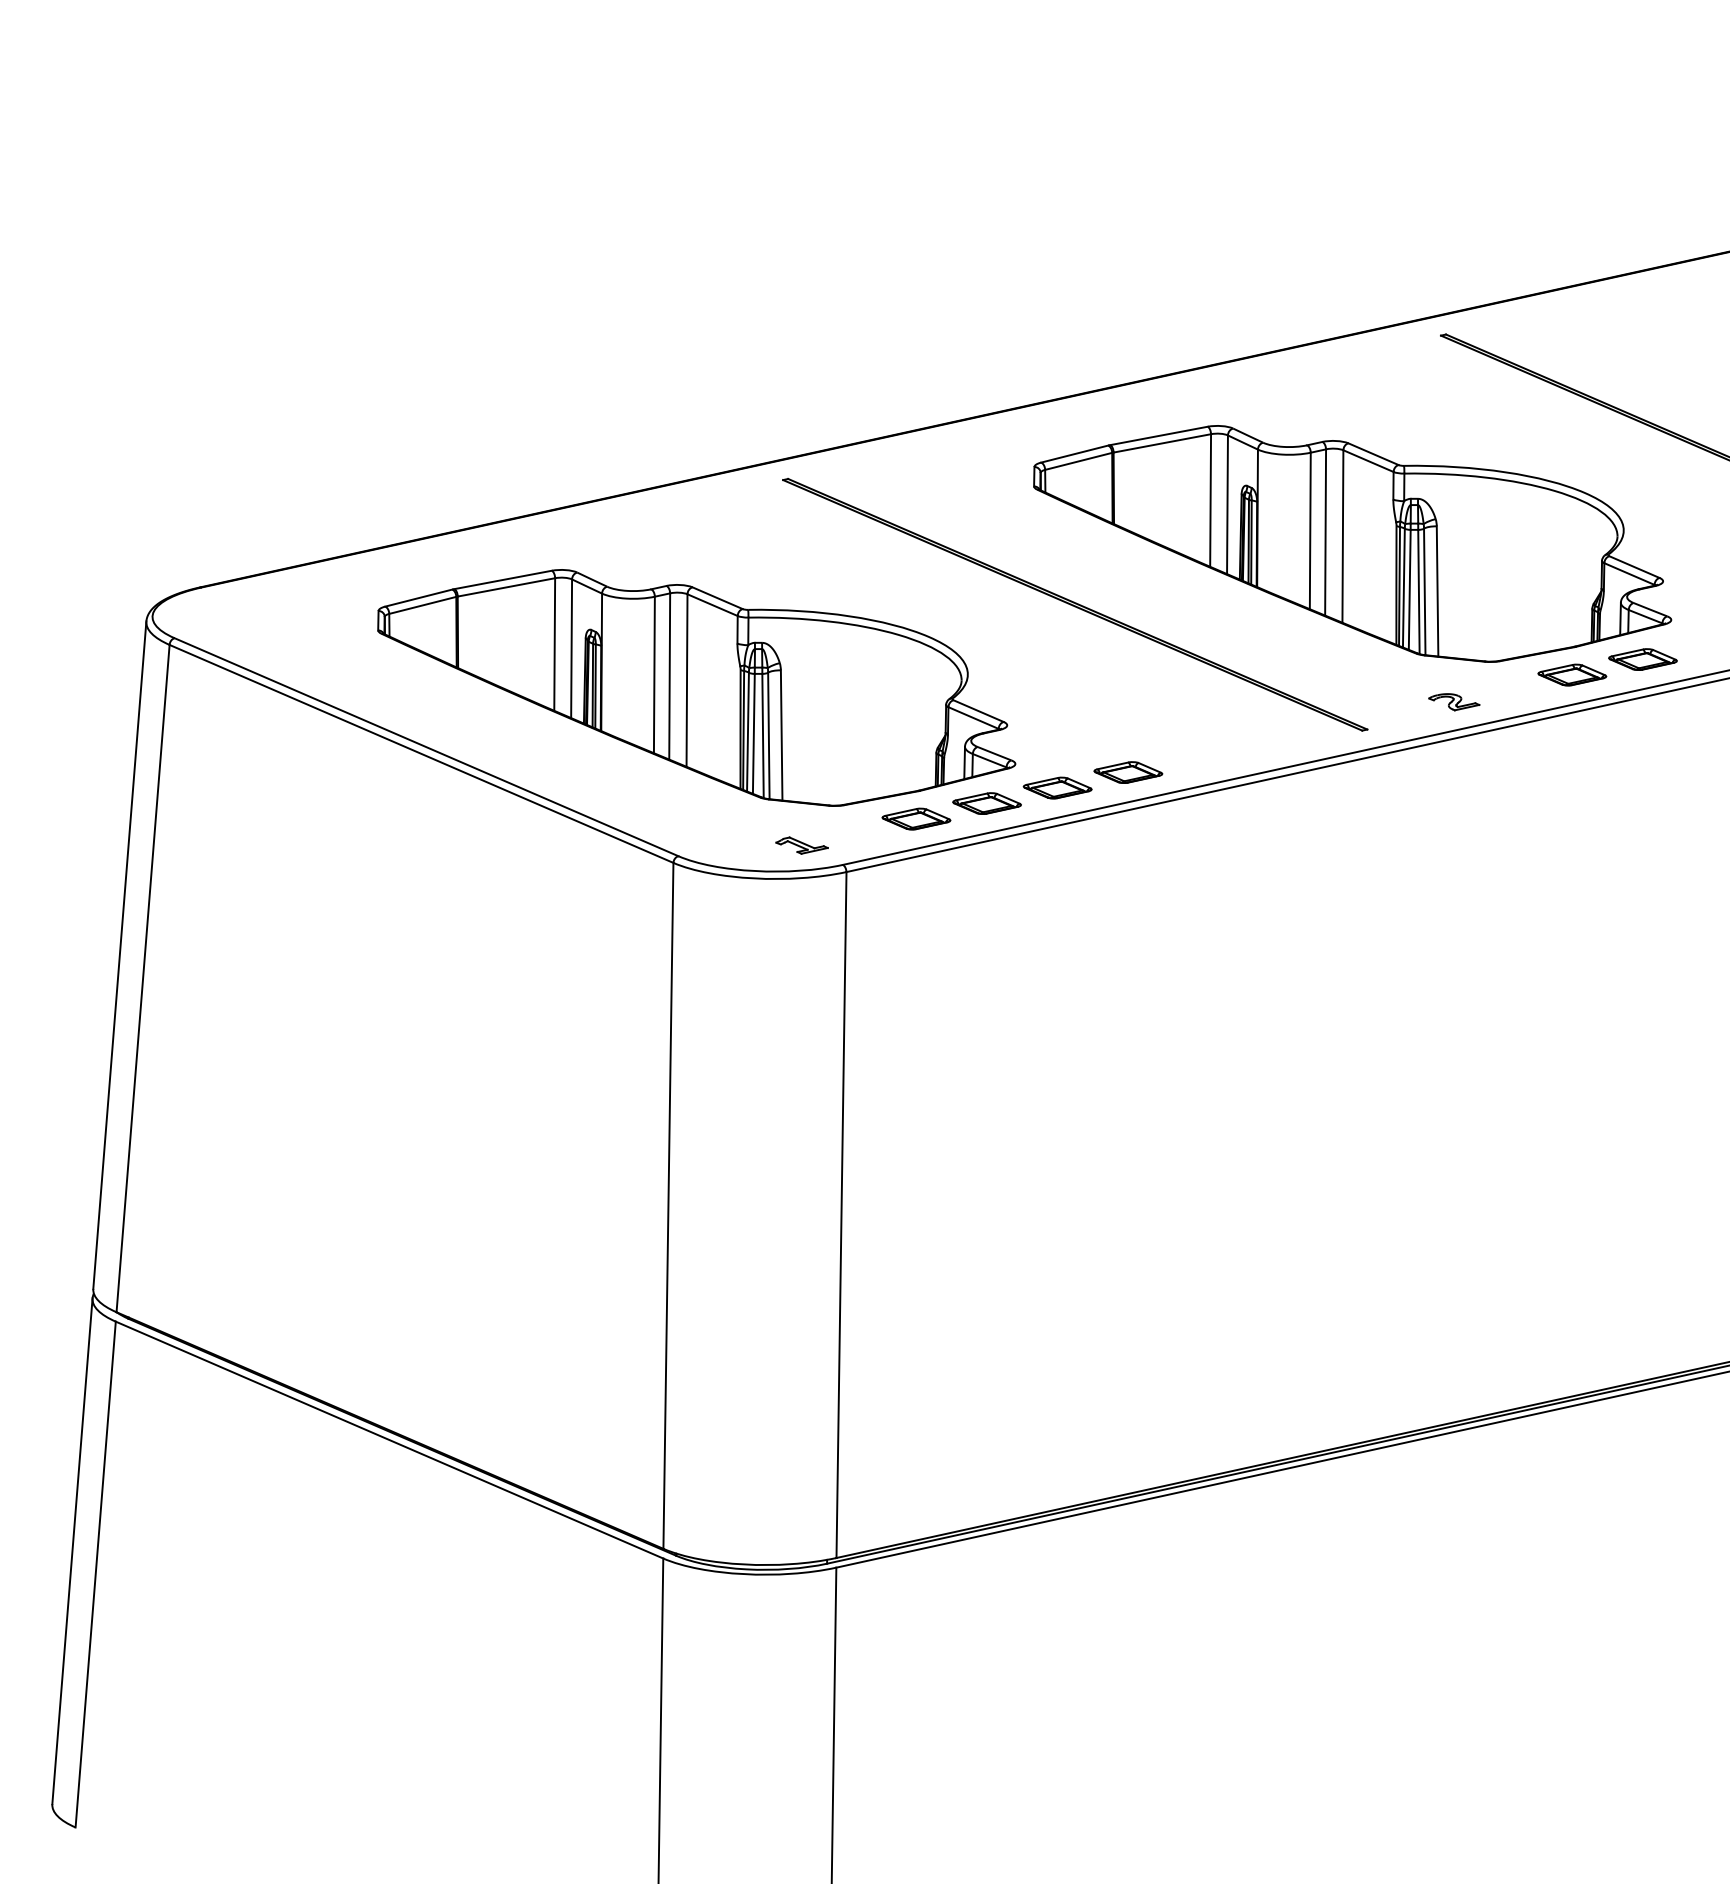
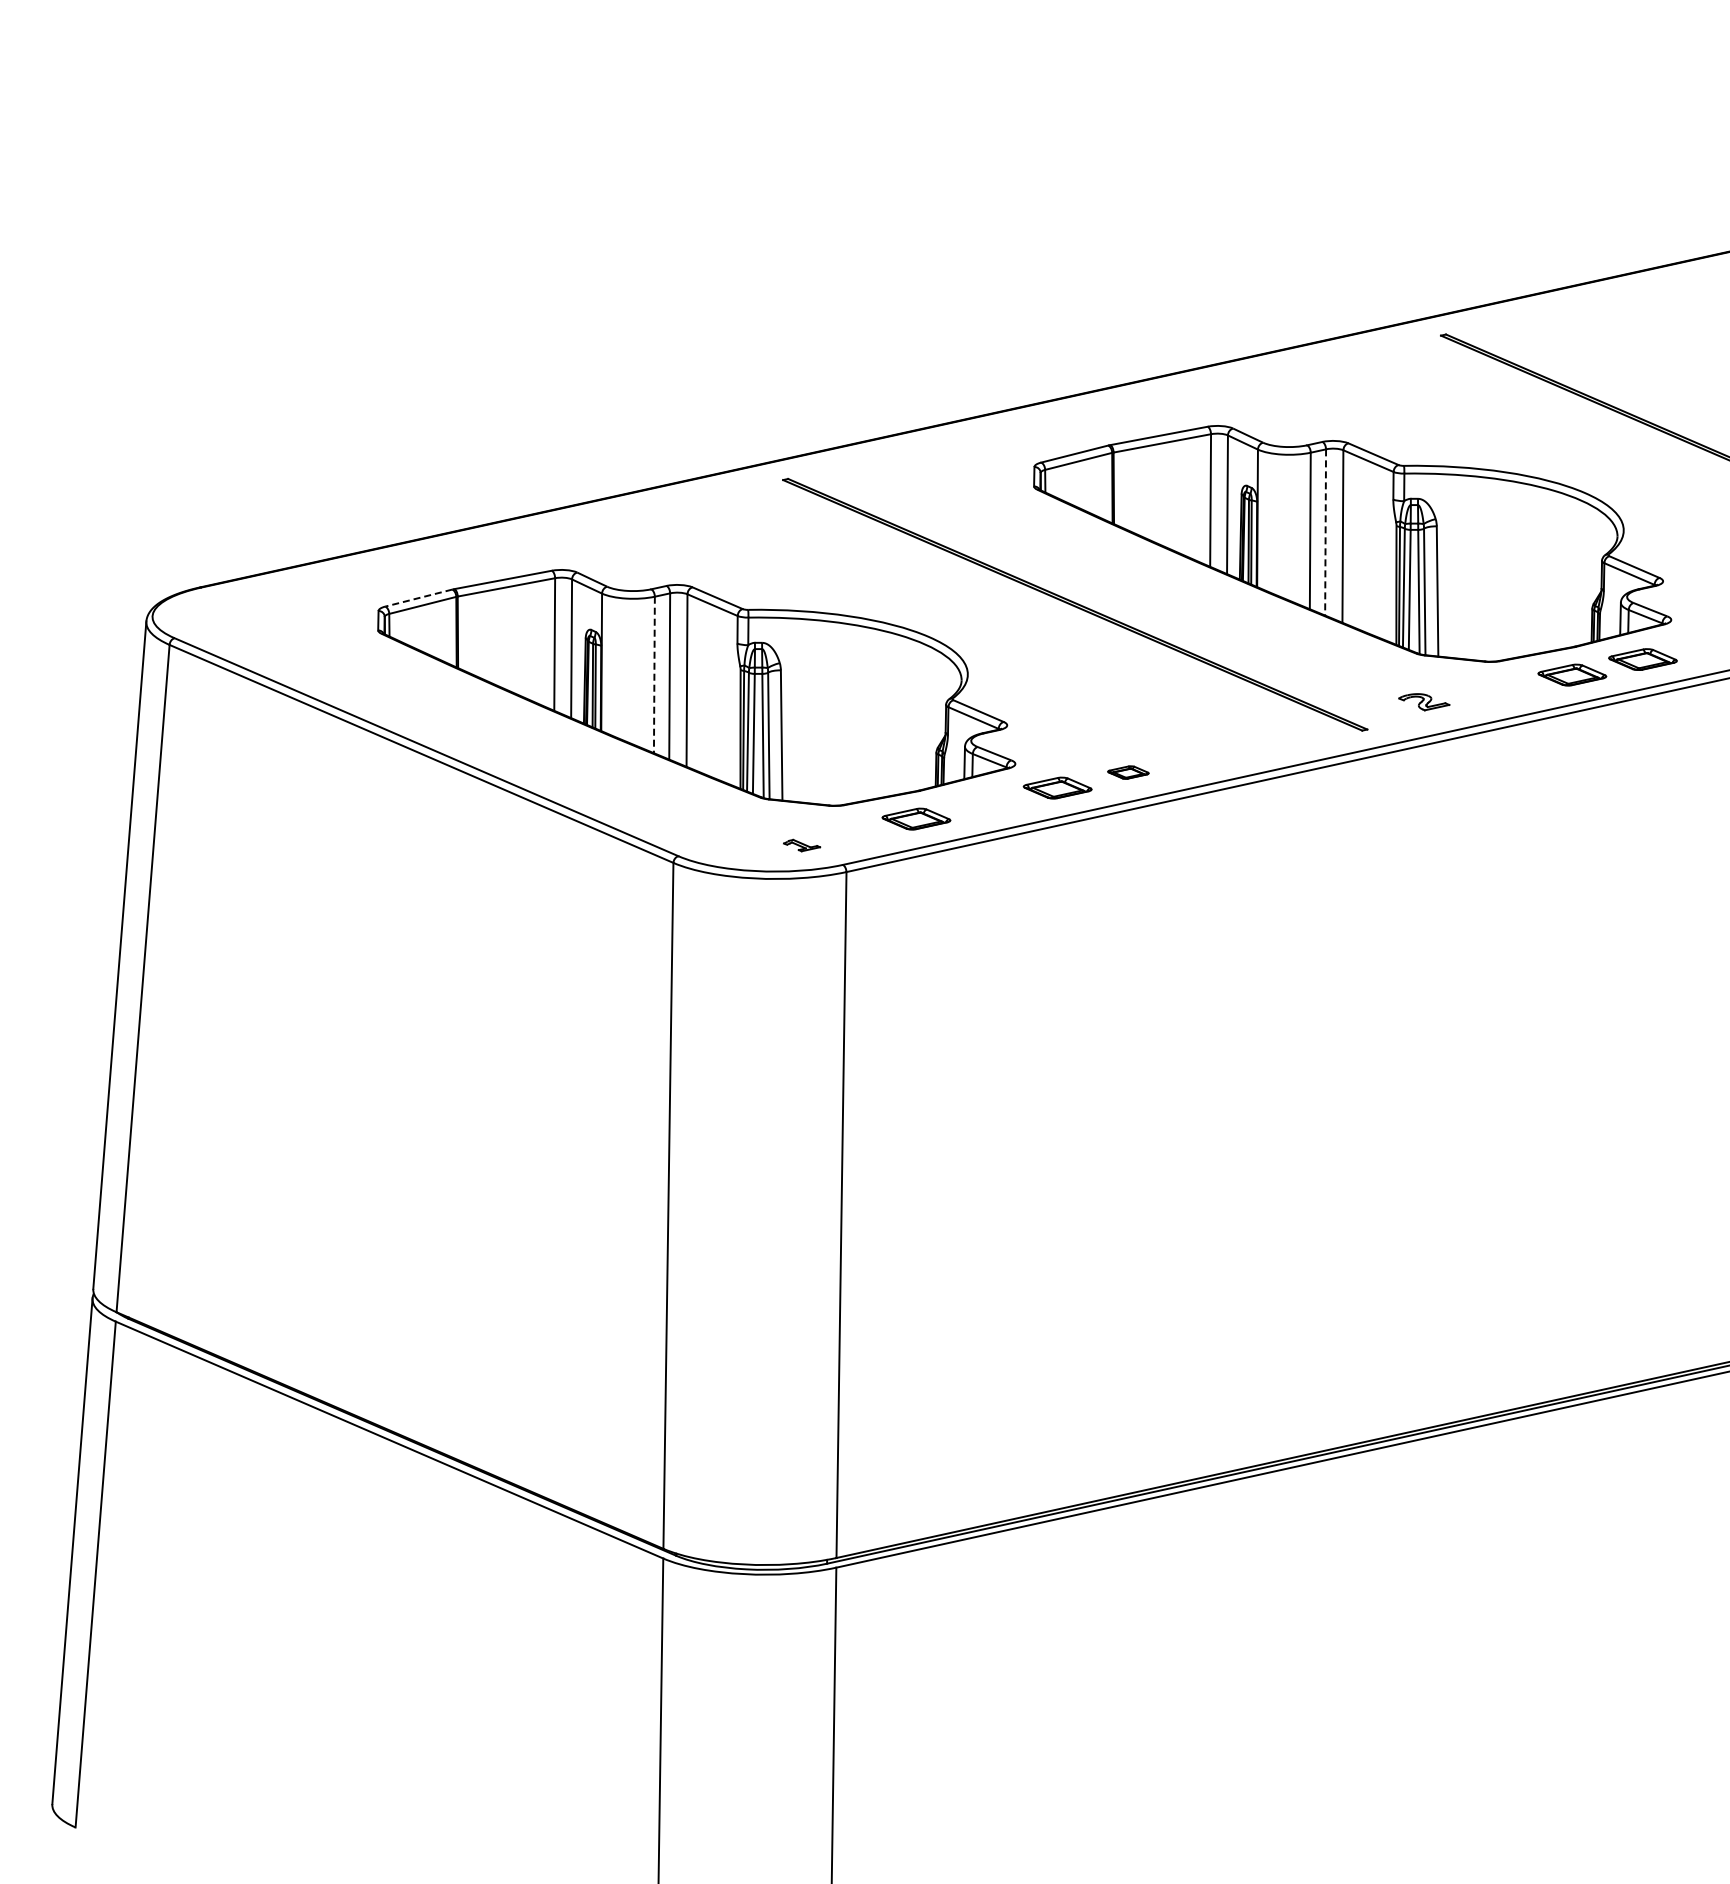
line: solid -> dashed (1325, 533)
line: solid -> dashed (418, 598)
line: solid -> dashed (654, 675)
part position: (1454, 702) -> (1424, 702) (1424, 702)
part size: 71x23 px -> 43x15 px (1128, 772)
part: present -> none (986, 803)
part size: 54x19 px -> 39x15 px (802, 845)
